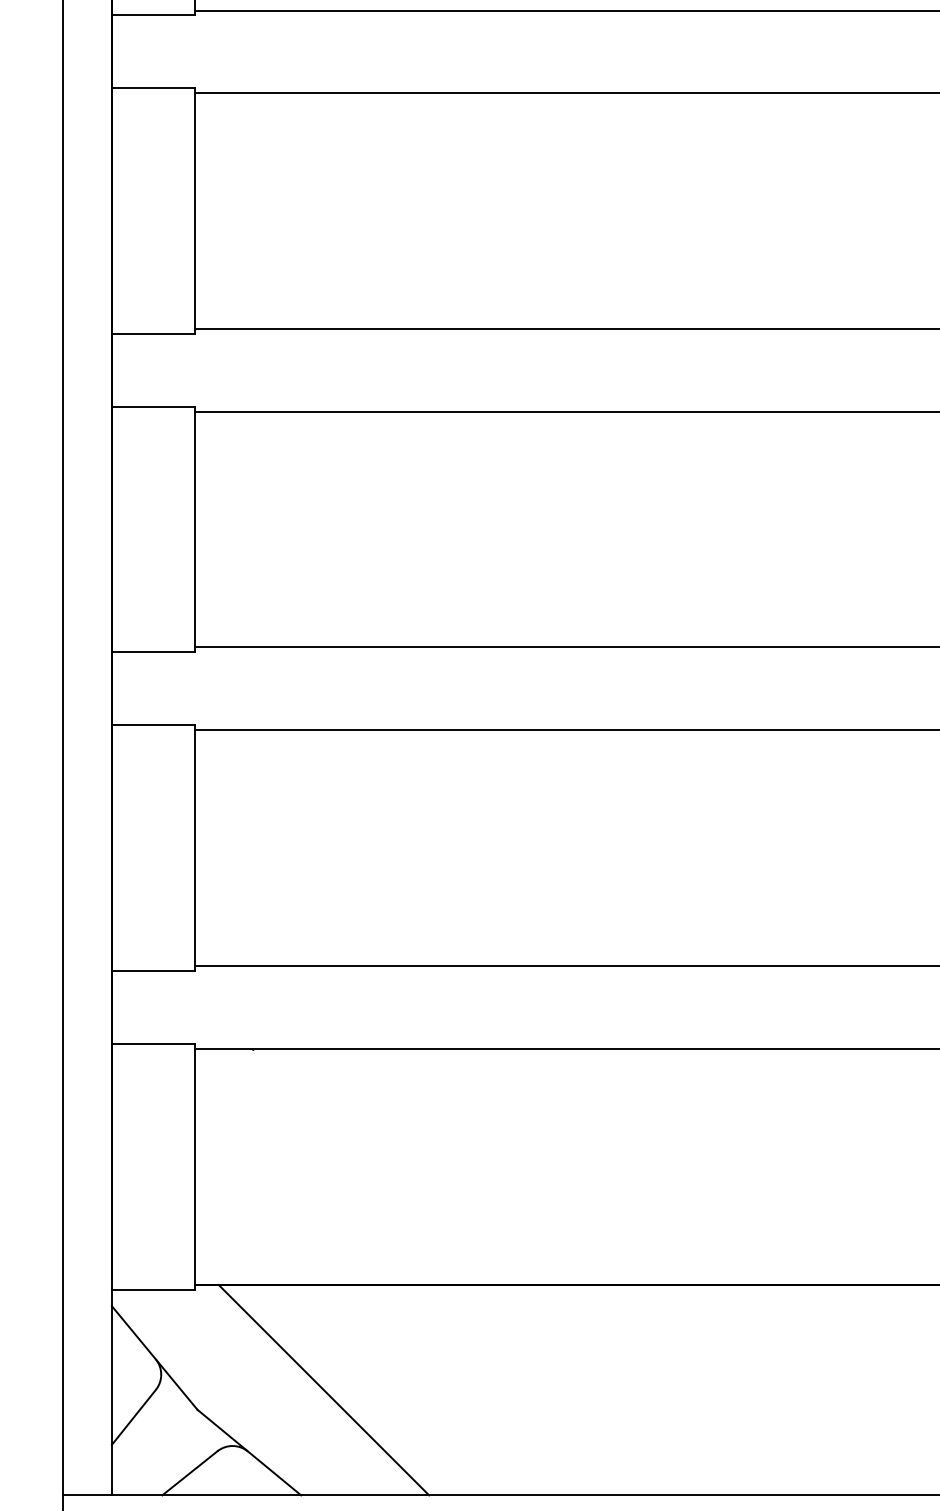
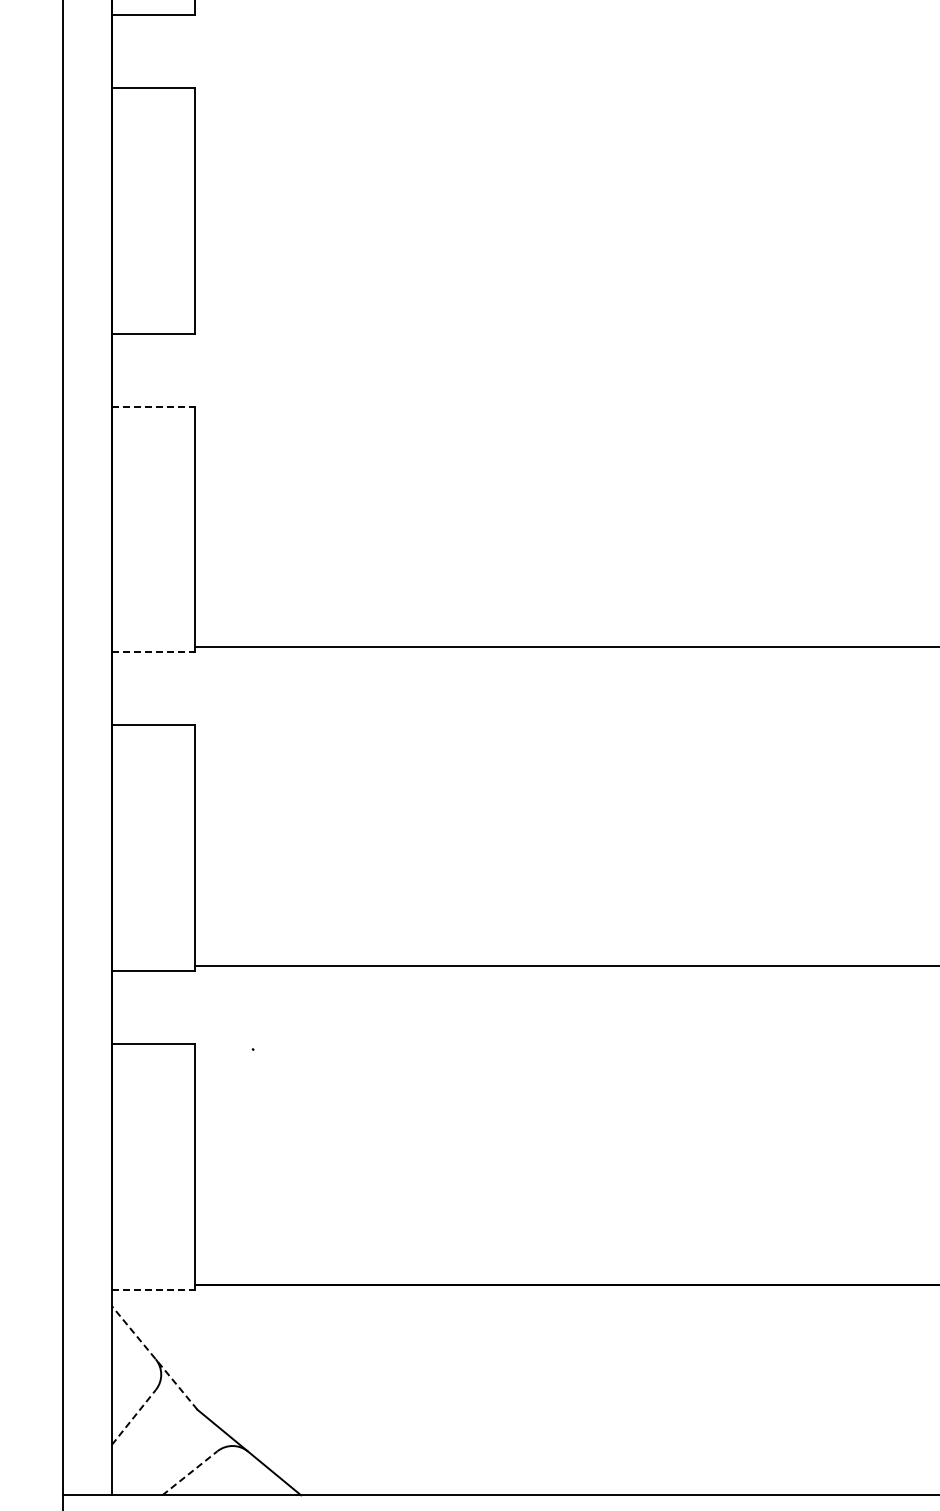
line: present -> none (565, 10)
line: present -> none (565, 93)
line: present -> none (565, 329)
line: solid -> dashed (153, 406)
line: present -> none (565, 411)
line: solid -> dashed (153, 652)
line: present -> none (565, 730)
line: present -> none (565, 1049)
line: solid -> dashed (153, 1289)
line: solid -> dashed (154, 1357)
line: present -> none (323, 1390)
line: solid -> dashed (134, 1416)
line: solid -> dashed (190, 1473)
